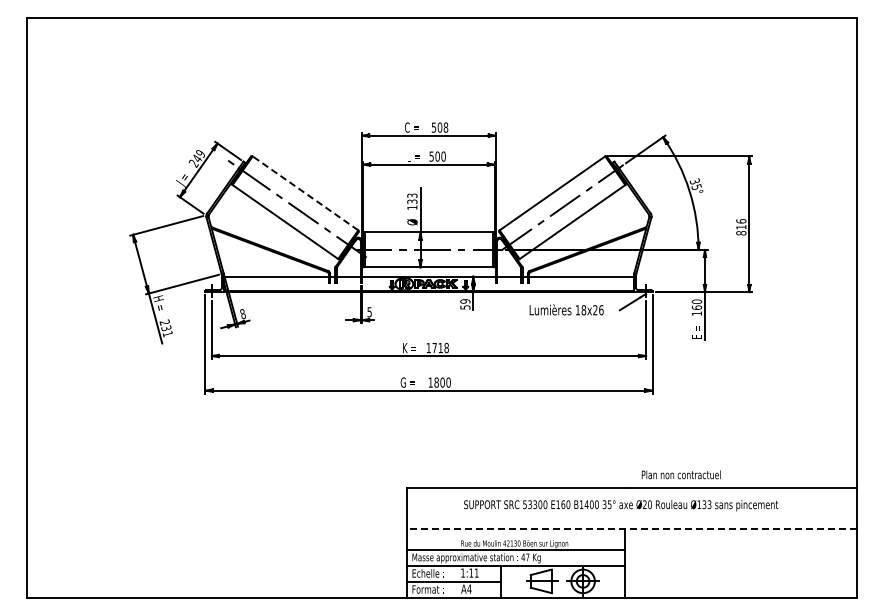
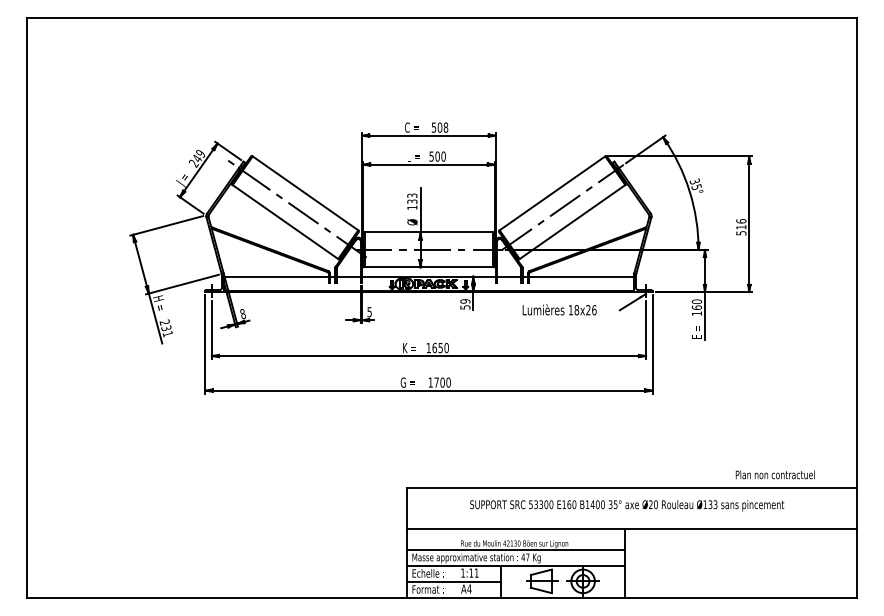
line: dashed -> solid (305, 193)
text: 816 -> 516 (741, 233)
text position: (566, 309) -> (559, 309) (559, 309)
text: 1718 -> 1650 (440, 347)
text: 1800 -> 1700 (436, 382)
text position: (680, 474) -> (774, 474) (774, 474)
text position: (621, 505) -> (627, 505) (627, 505)
line: dashed -> solid (631, 528)
